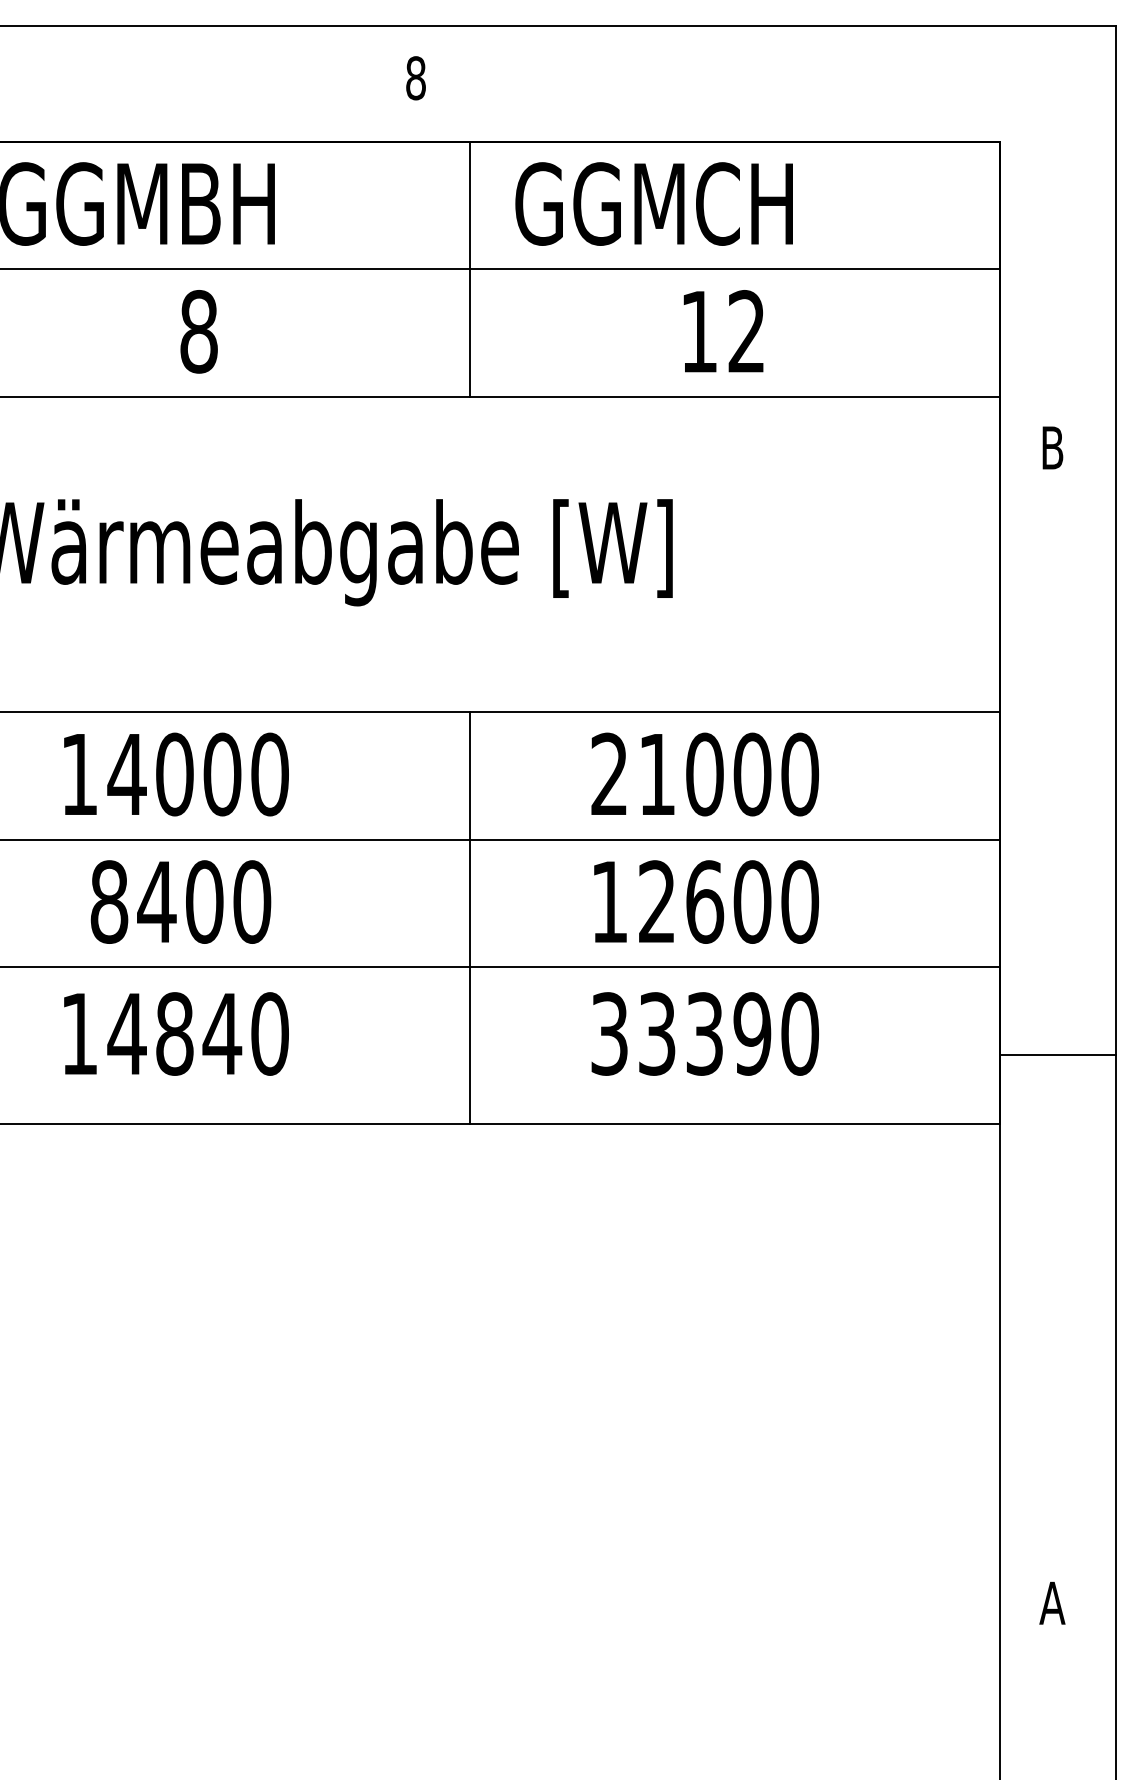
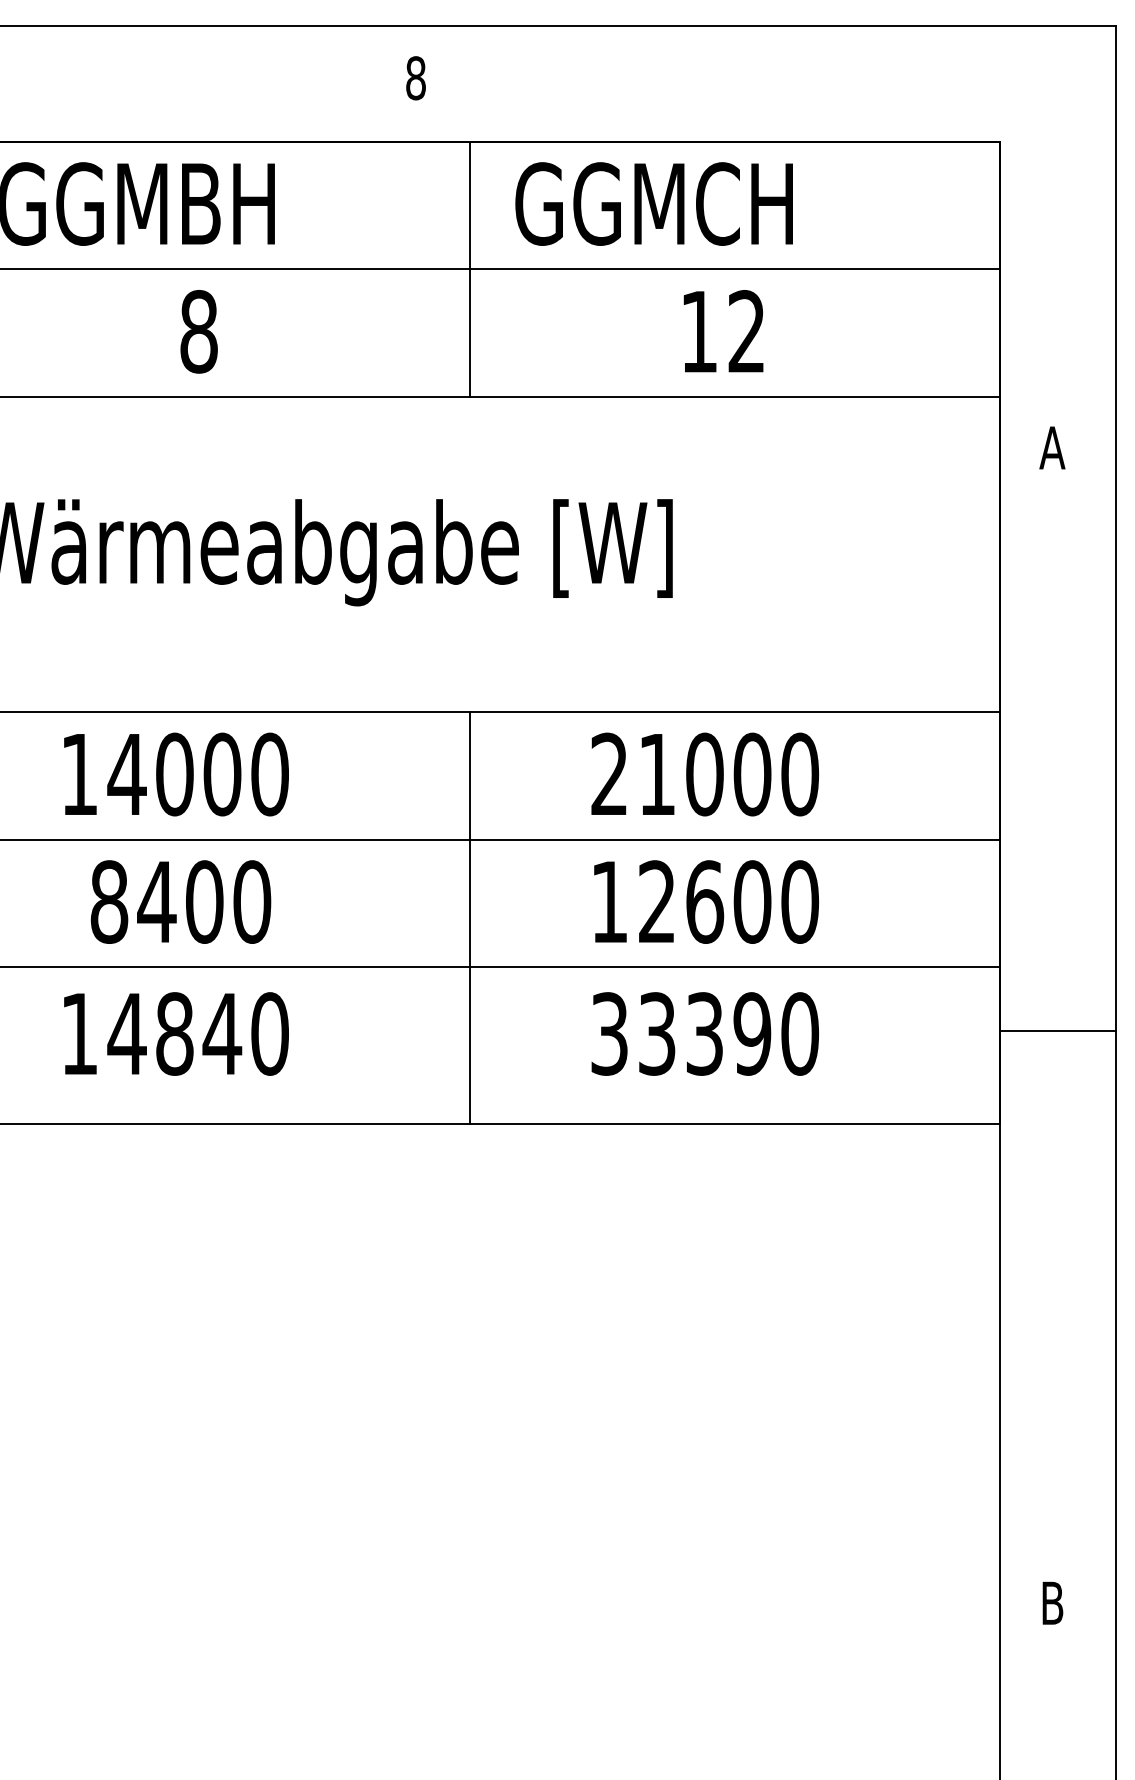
text: B -> A (1052, 447)
line position: (1057, 1055) -> (1057, 1031) (1057, 1031)
text: A -> B (1052, 1602)
